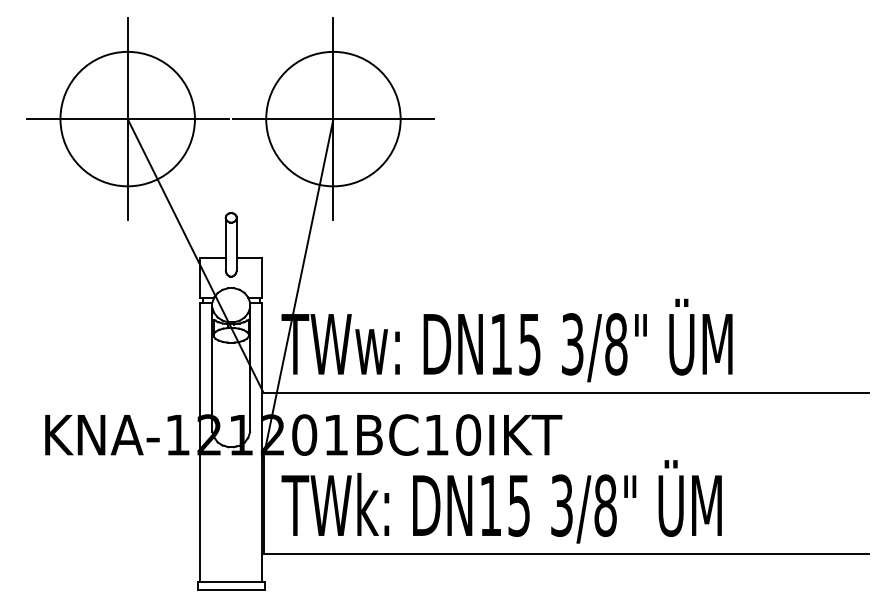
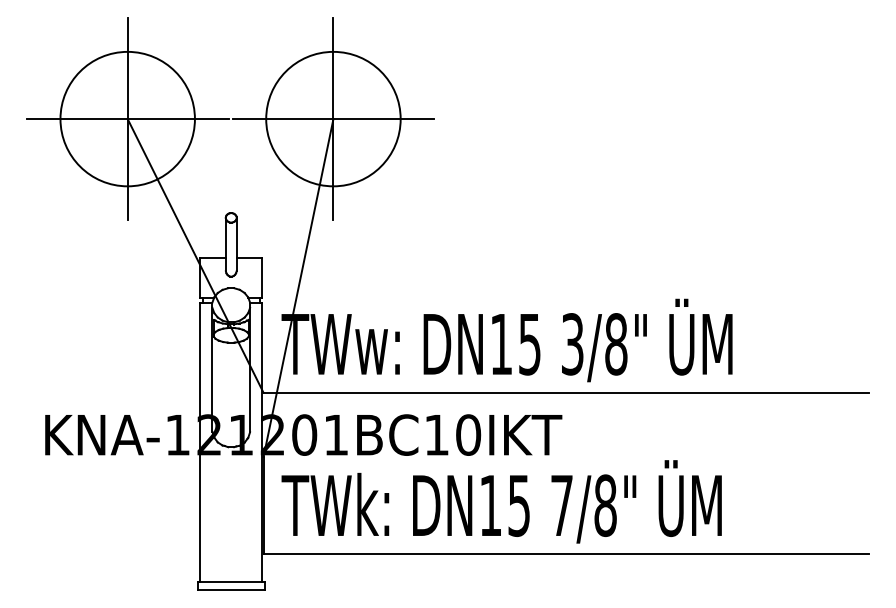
text: 3/8" -> 7/8" (561, 505)
